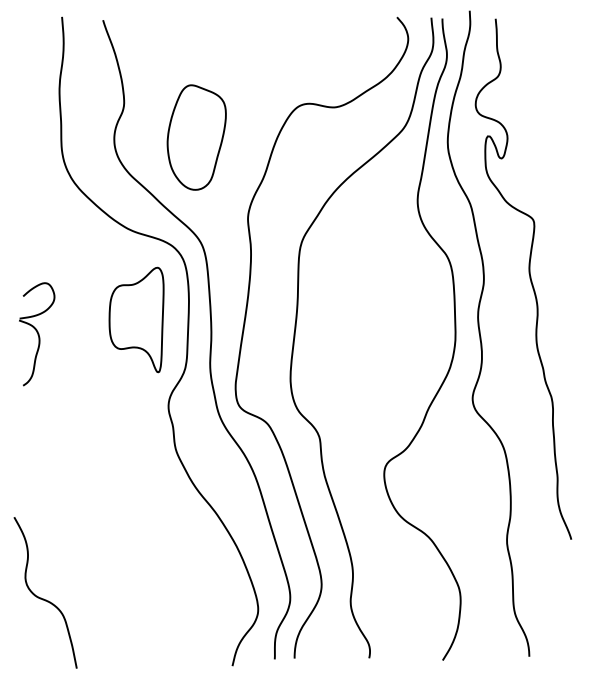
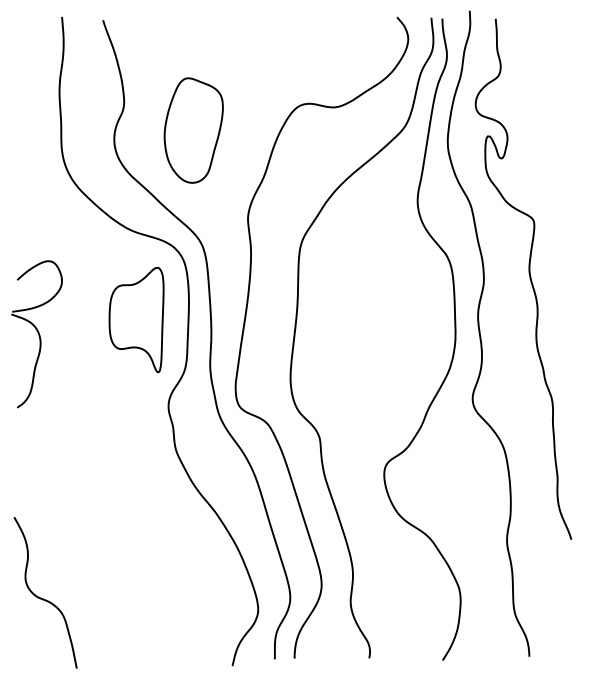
part position: (196, 137) -> (193, 130) (193, 130)
part size: 37x105 px -> 52x149 px (36, 334)
